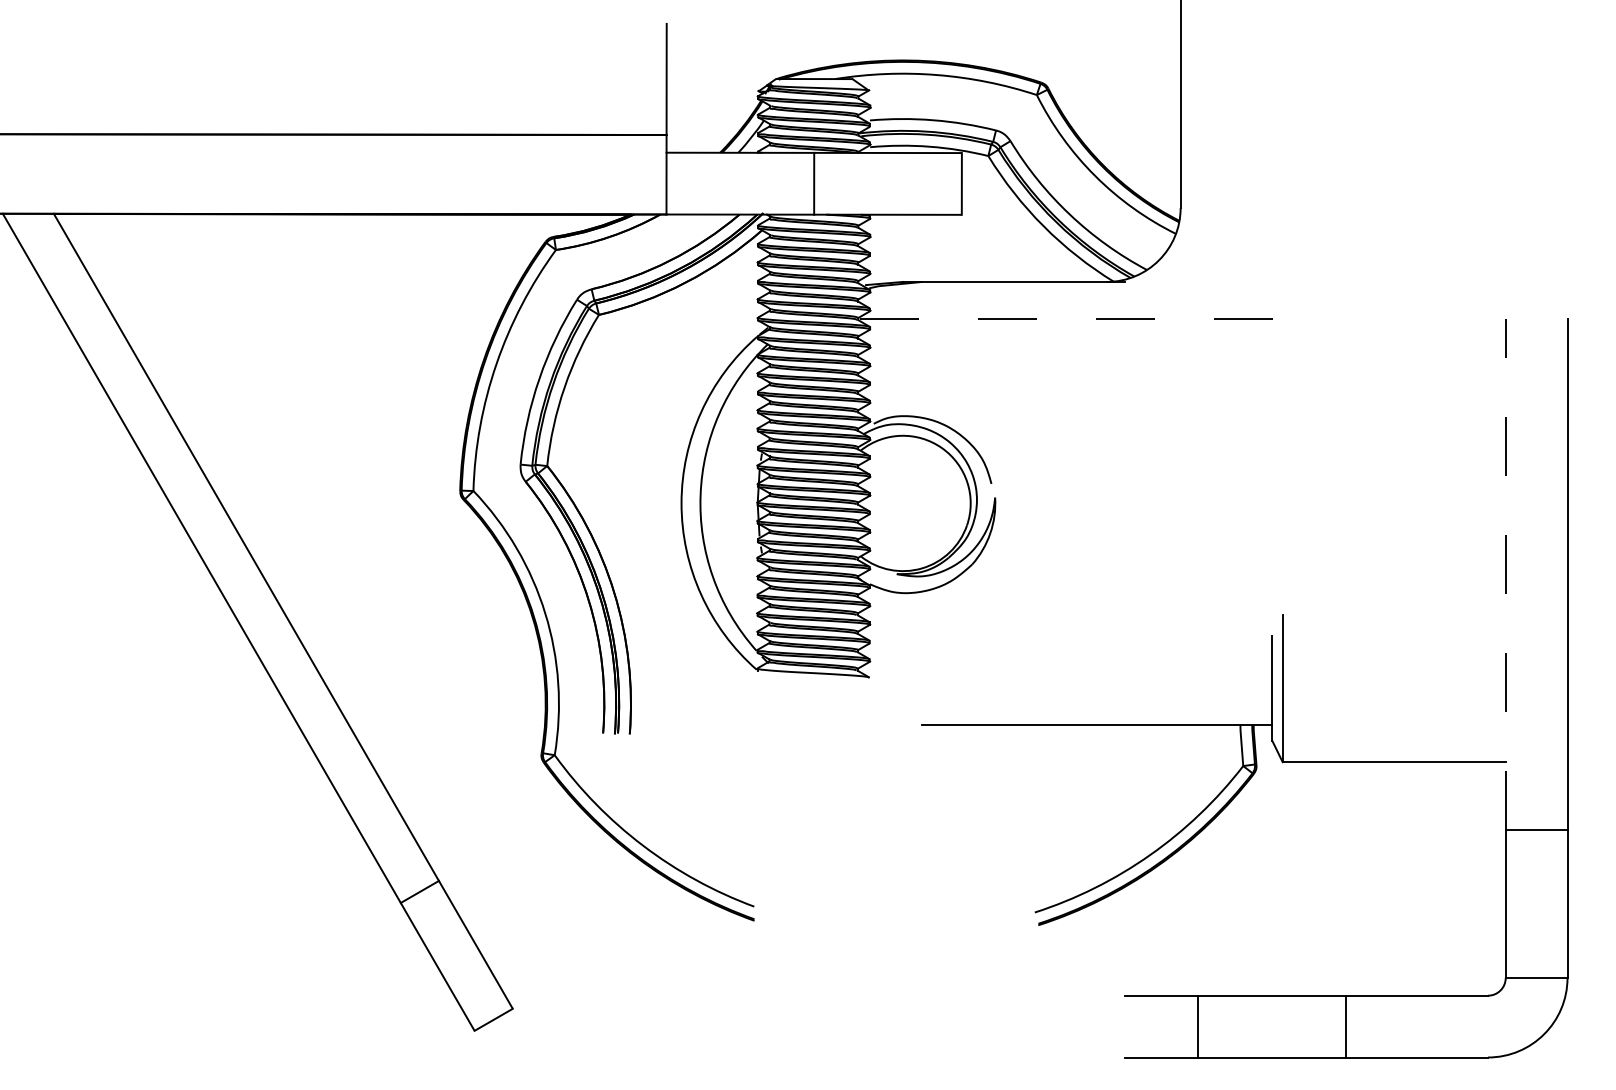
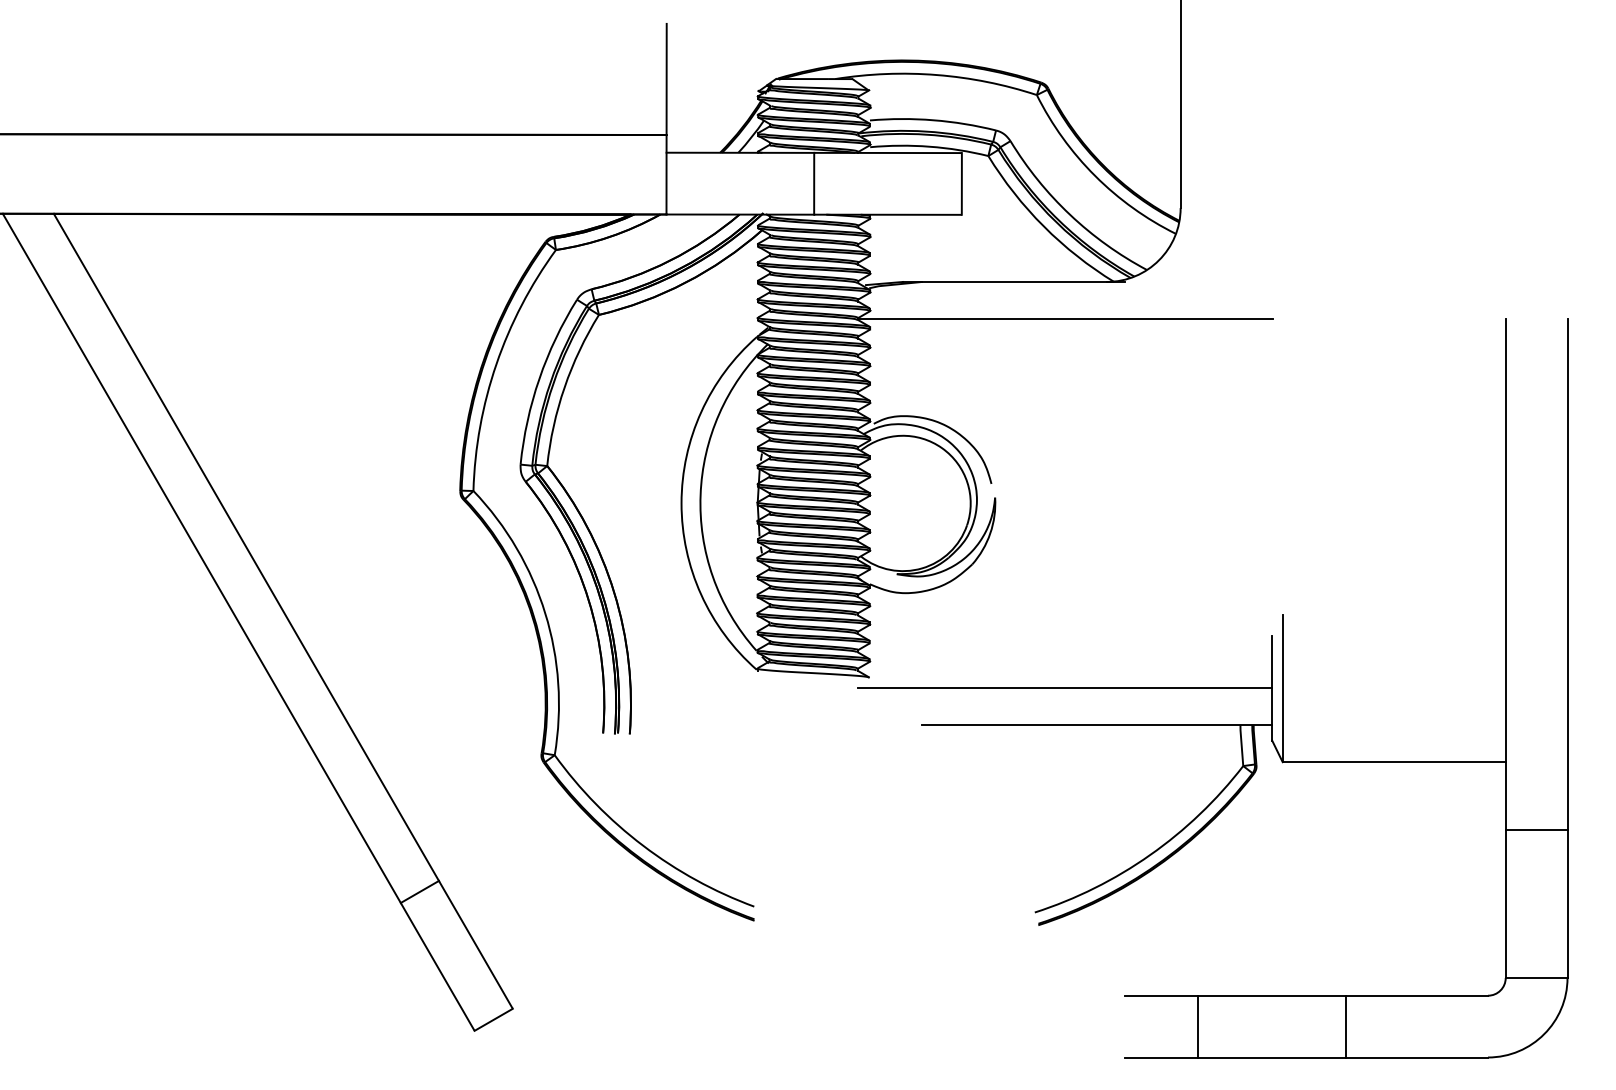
line: dashed -> solid (1065, 318)
line: dashed -> solid (1505, 574)
line: none -> present (1064, 688)
